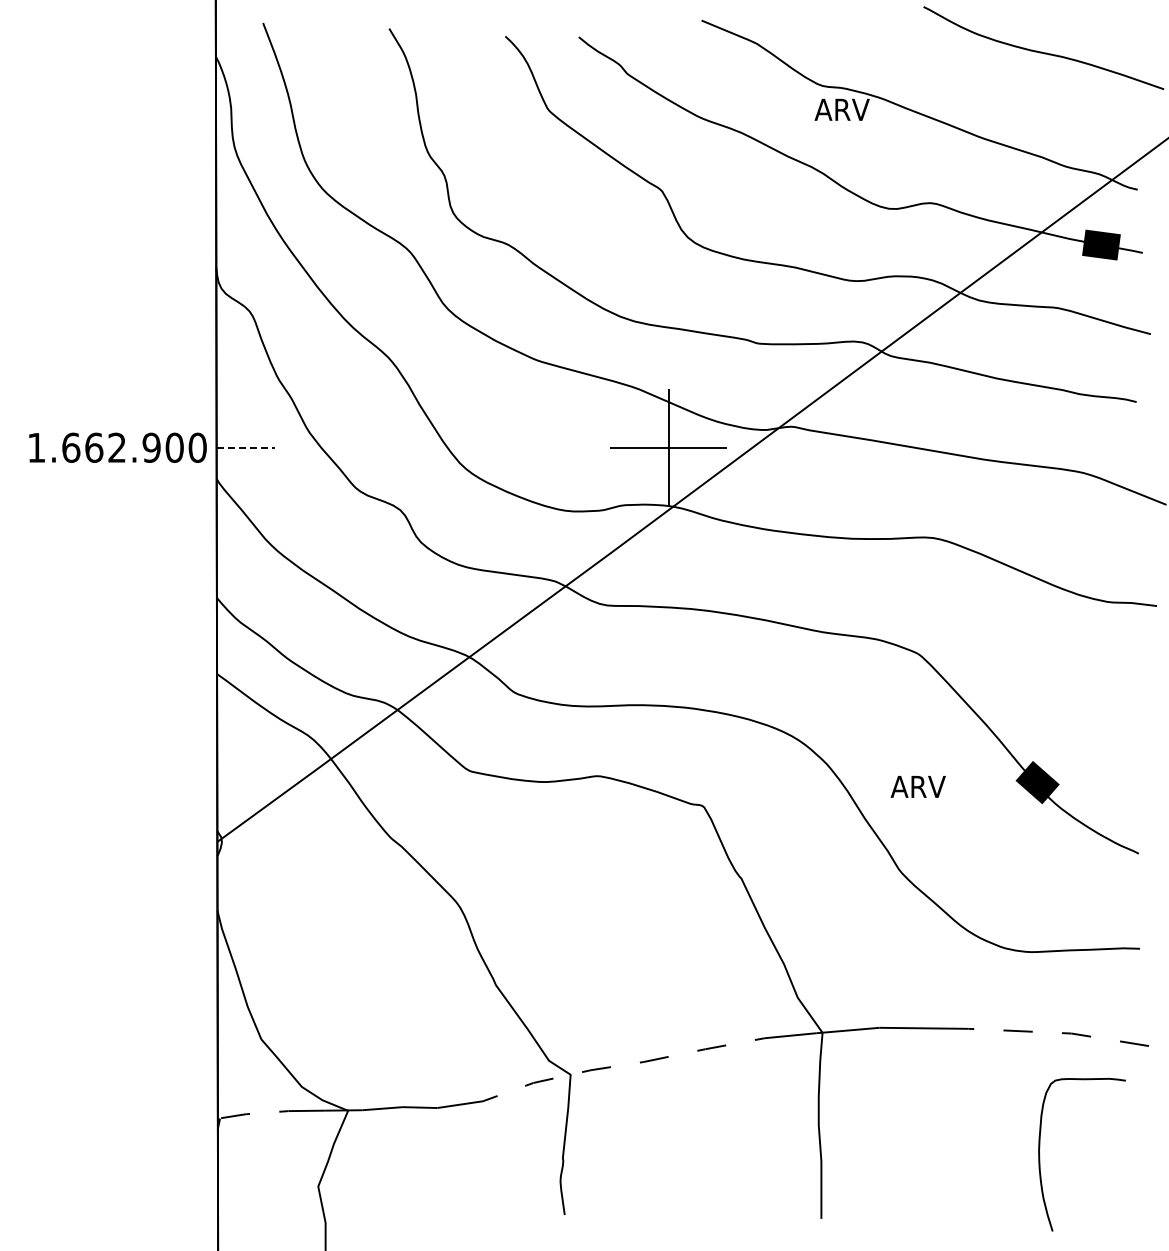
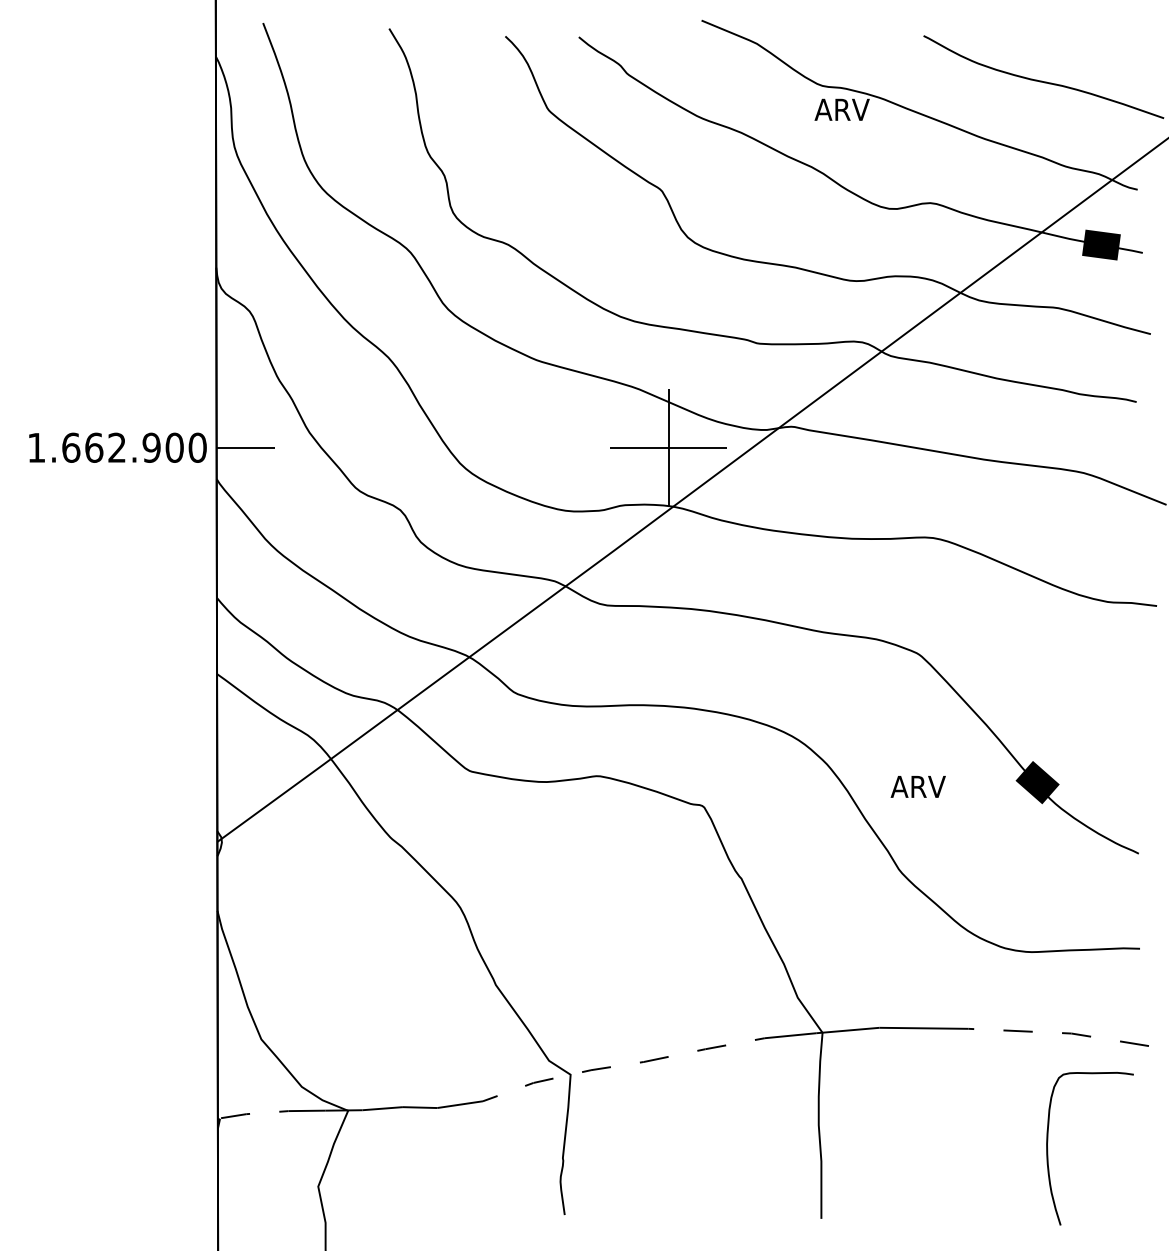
curve position: (1042, 51) -> (1042, 80) (1042, 80)
line: dashed -> solid (246, 447)
curve position: (1040, 1155) -> (1048, 1149) (1048, 1149)
